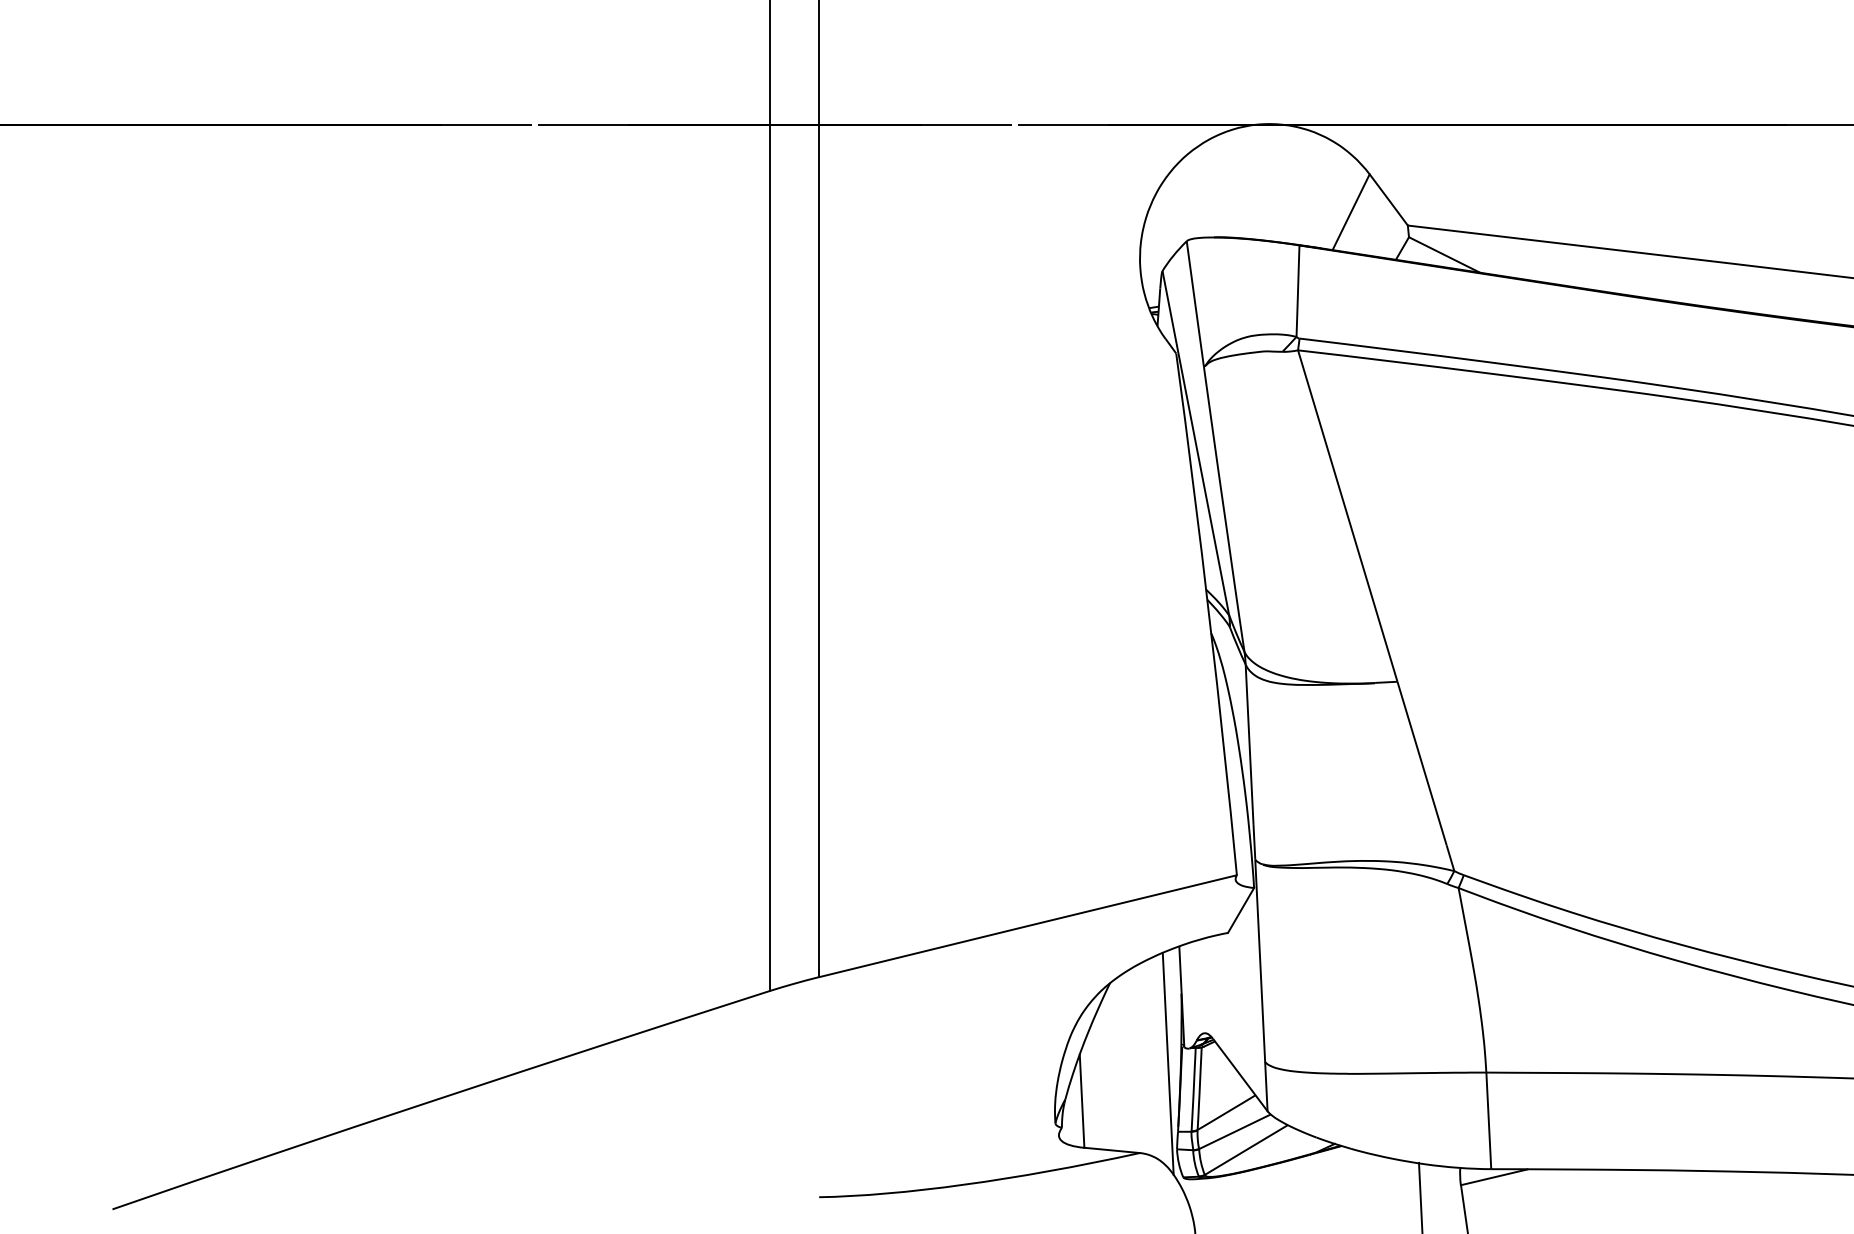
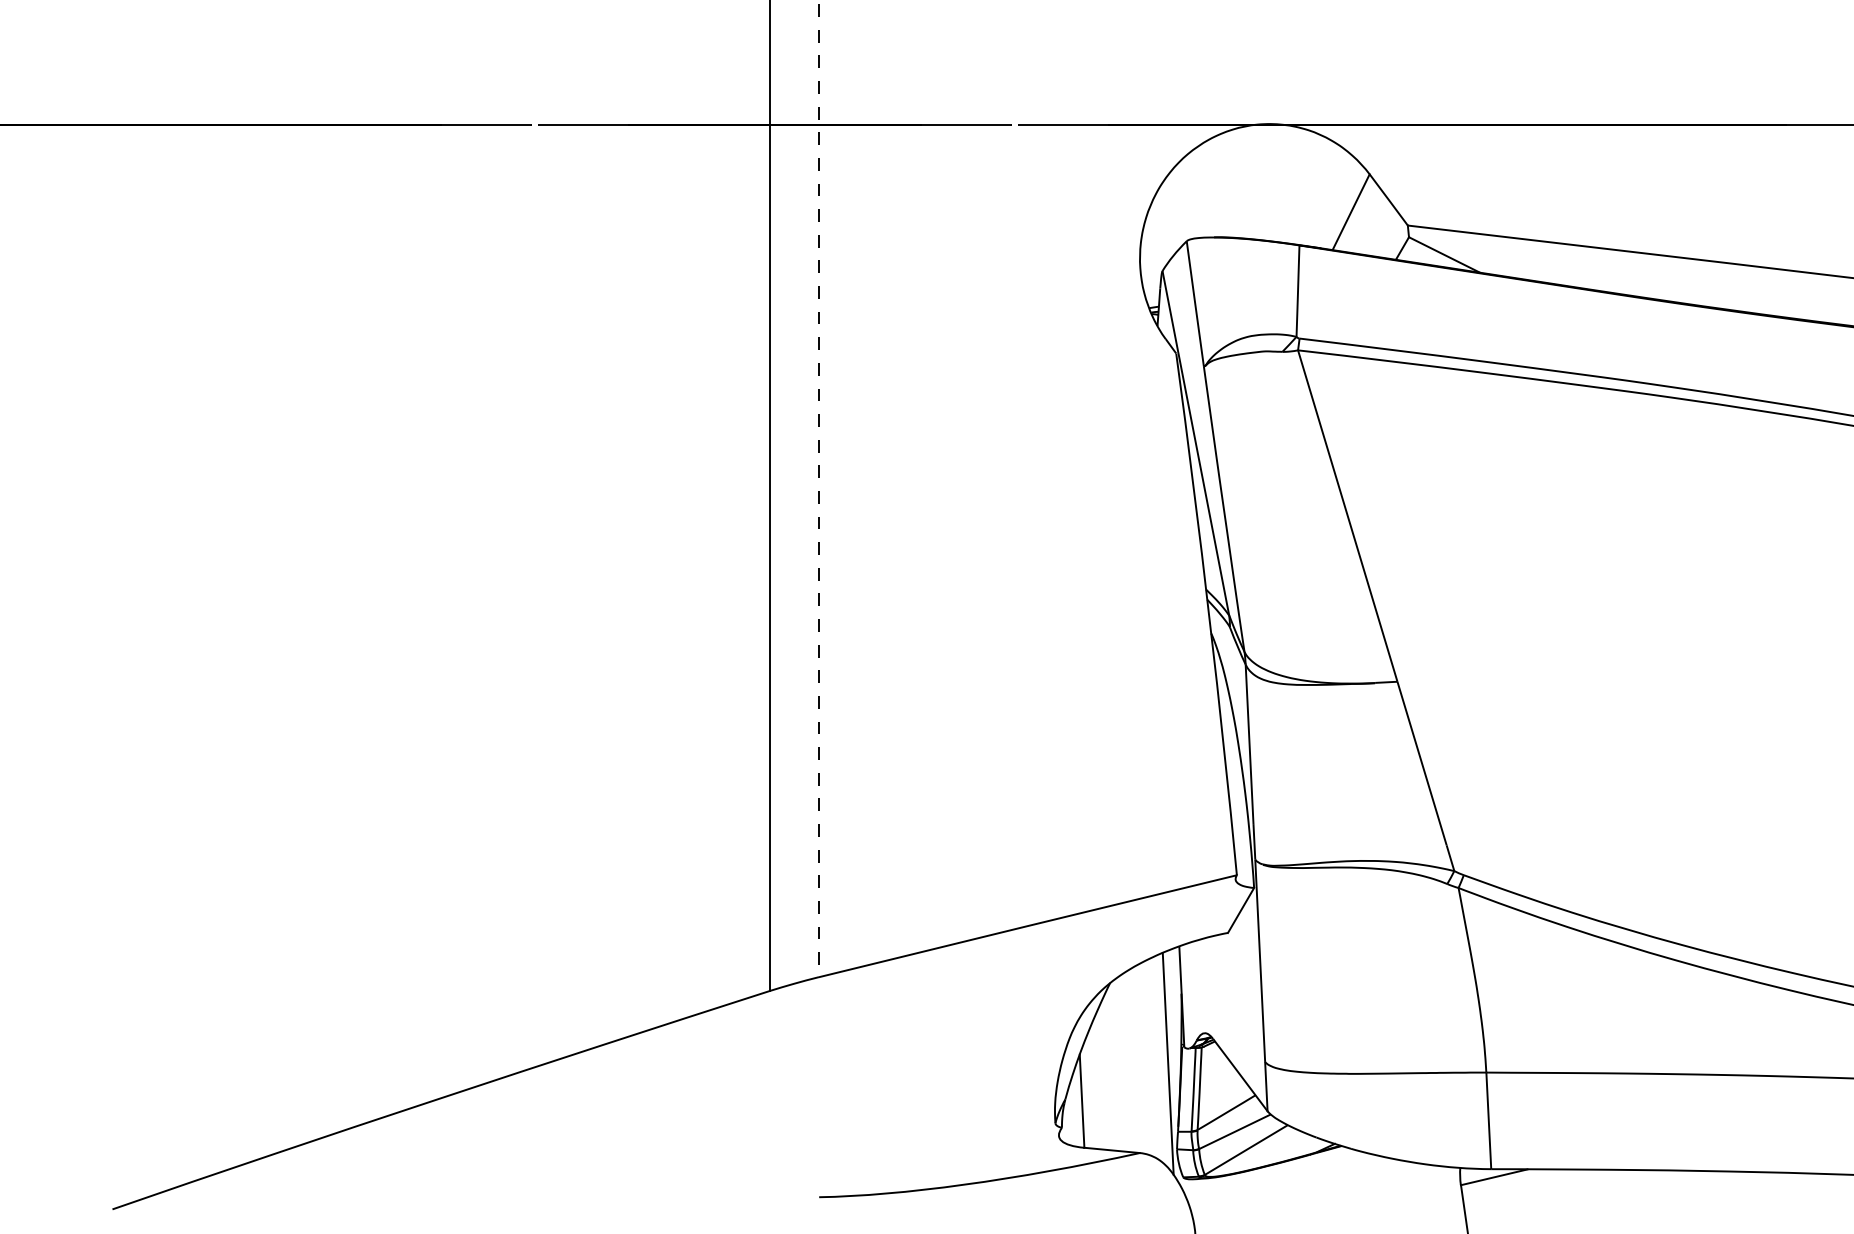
line: solid -> dashed (818, 489)
line: present -> none (1420, 1196)
